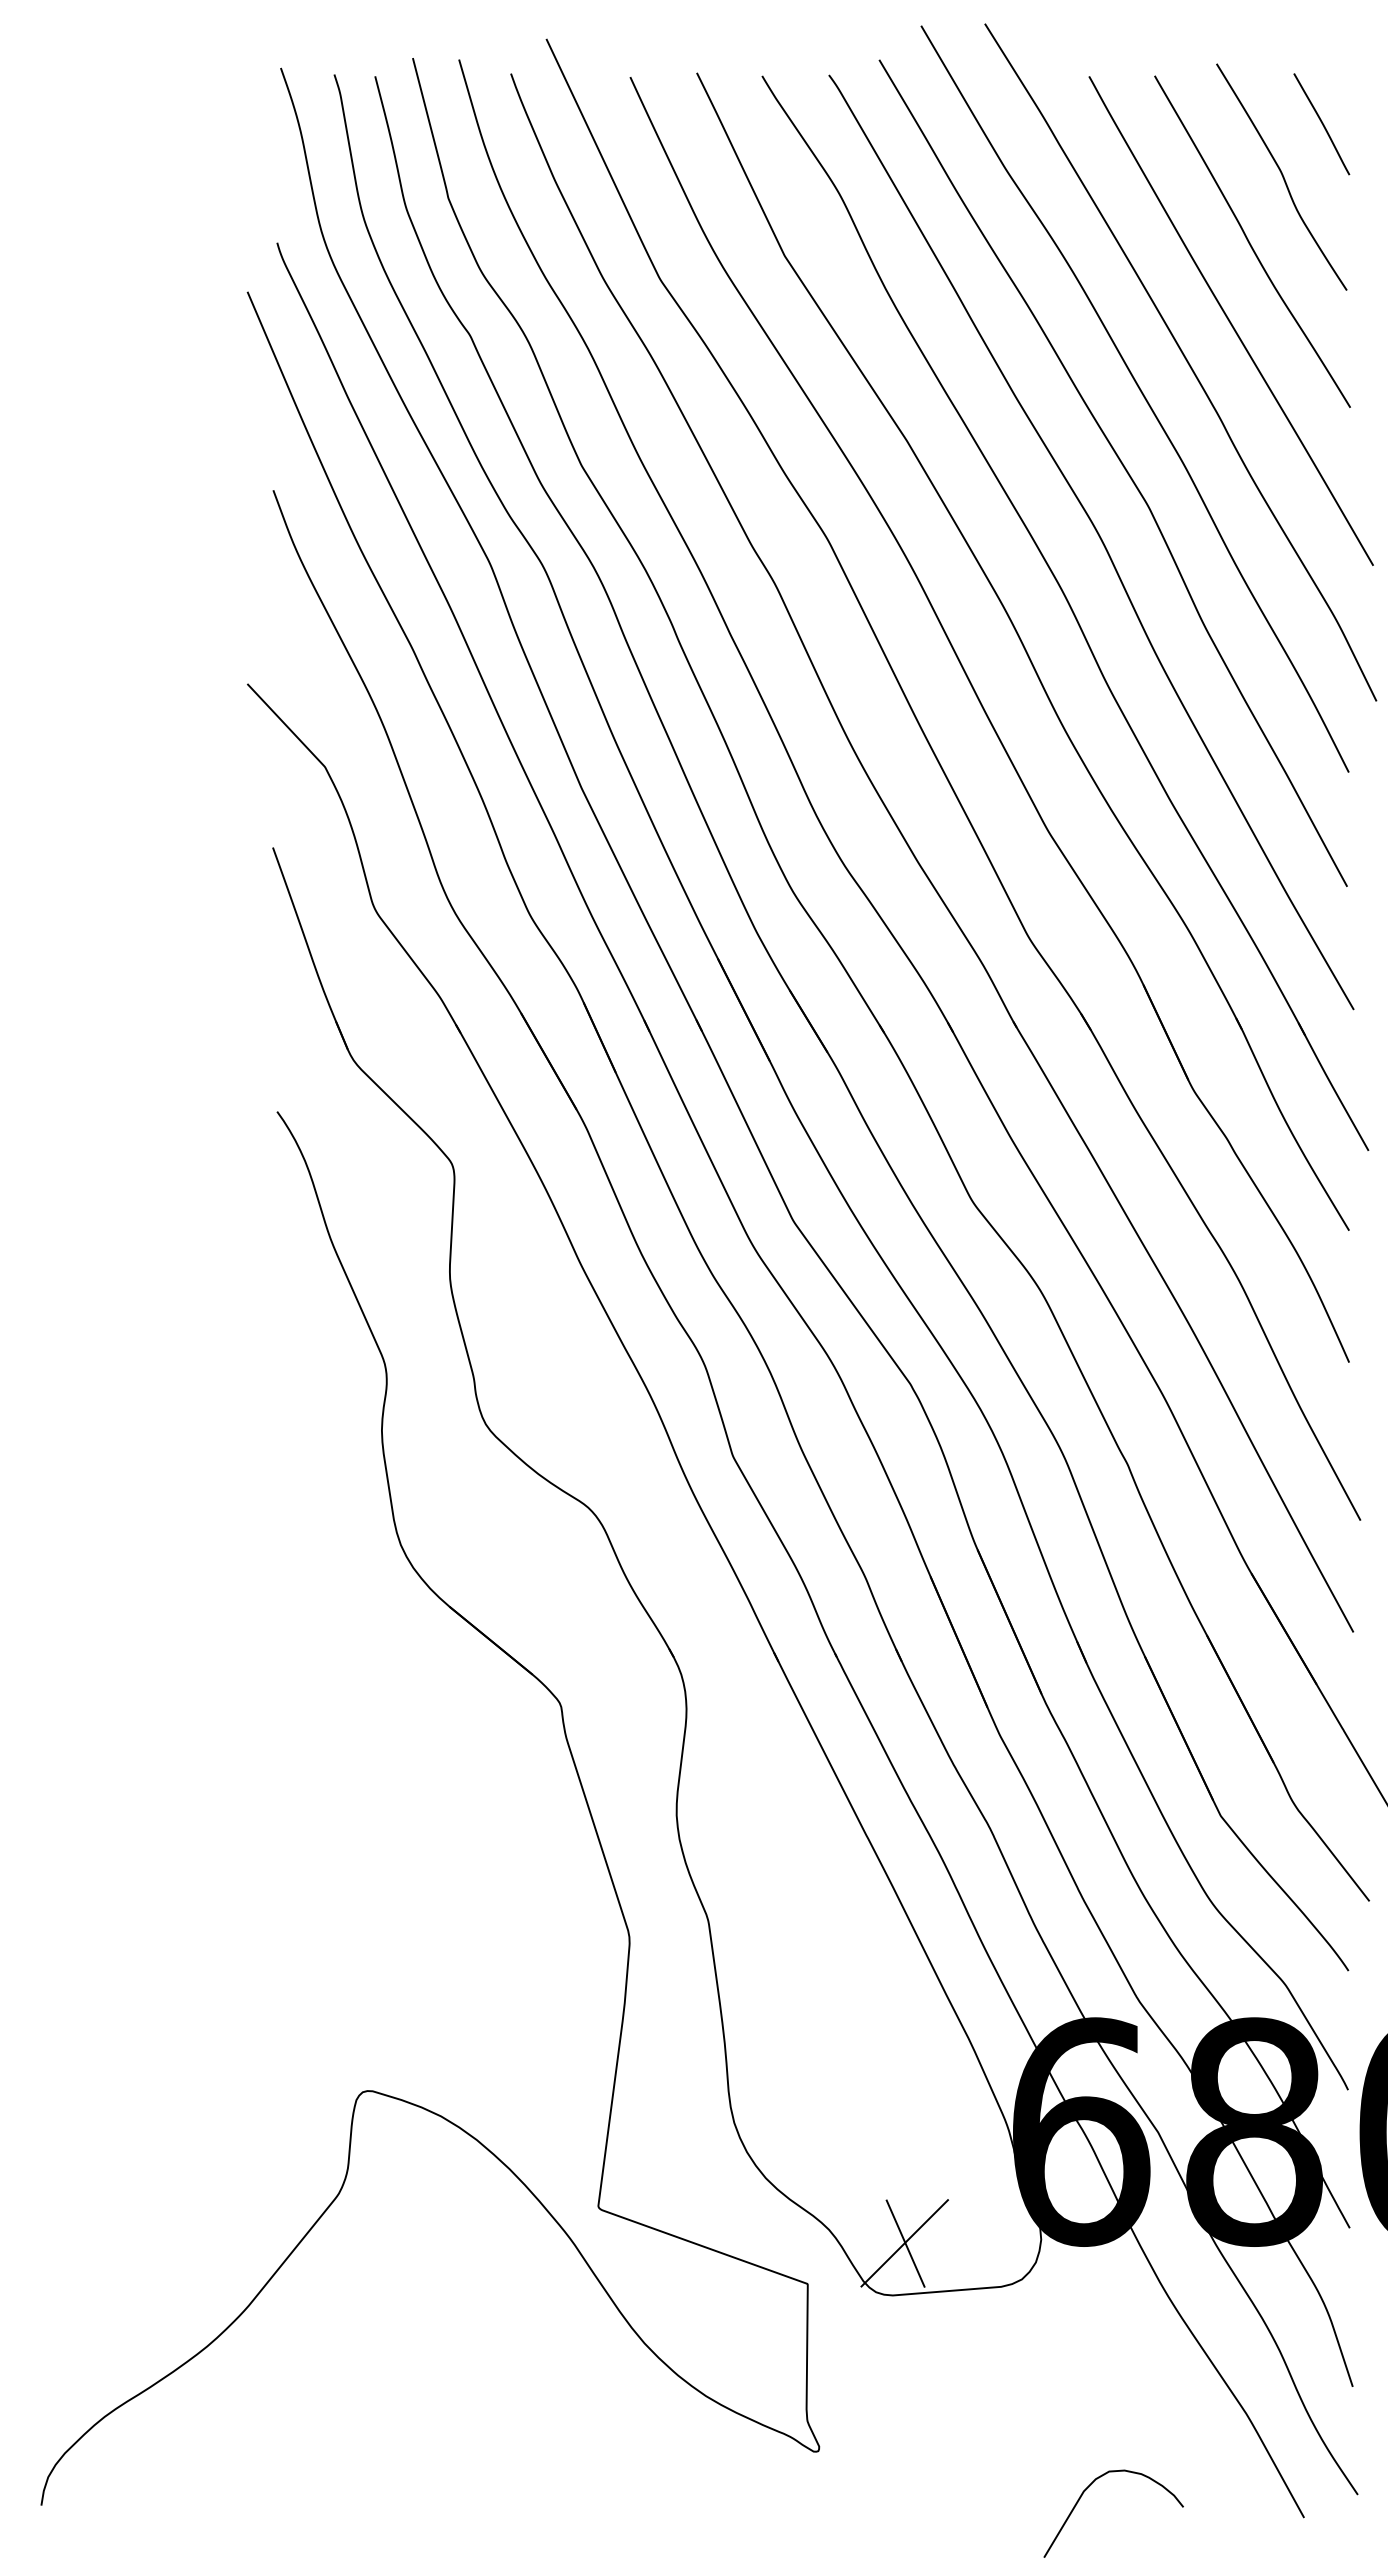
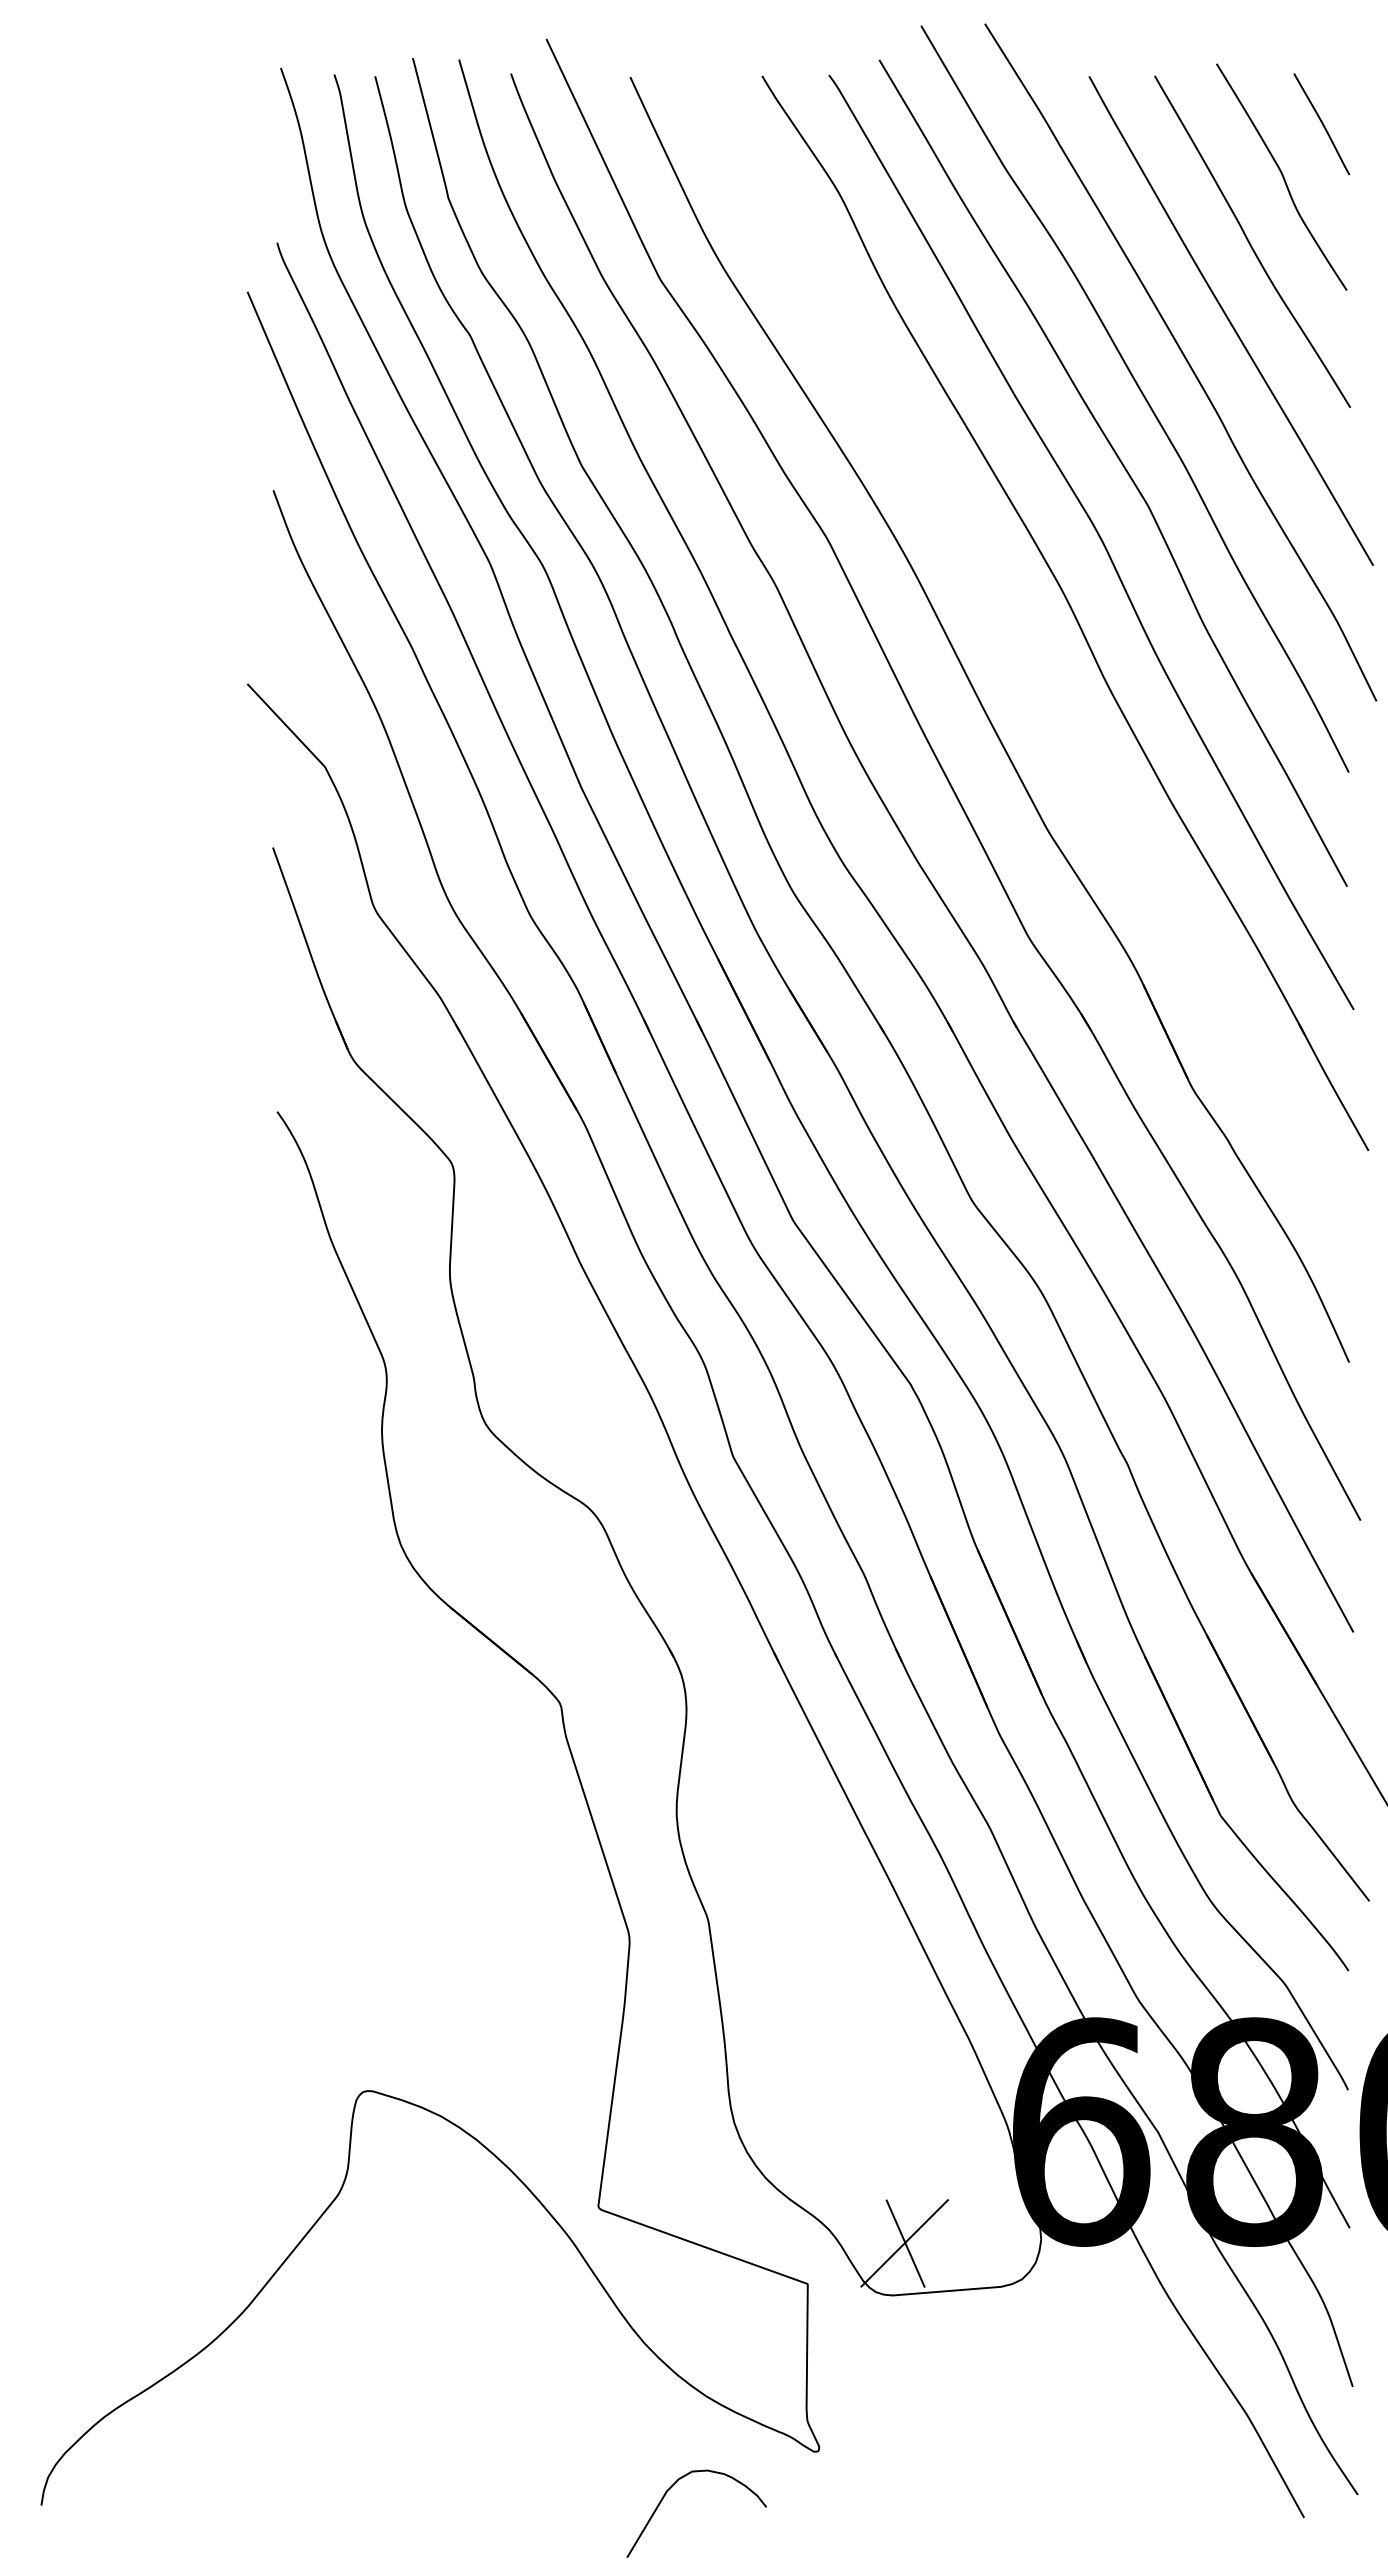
part: present -> none (1022, 651)
curve position: (1088, 2488) -> (671, 2488) (671, 2488)
